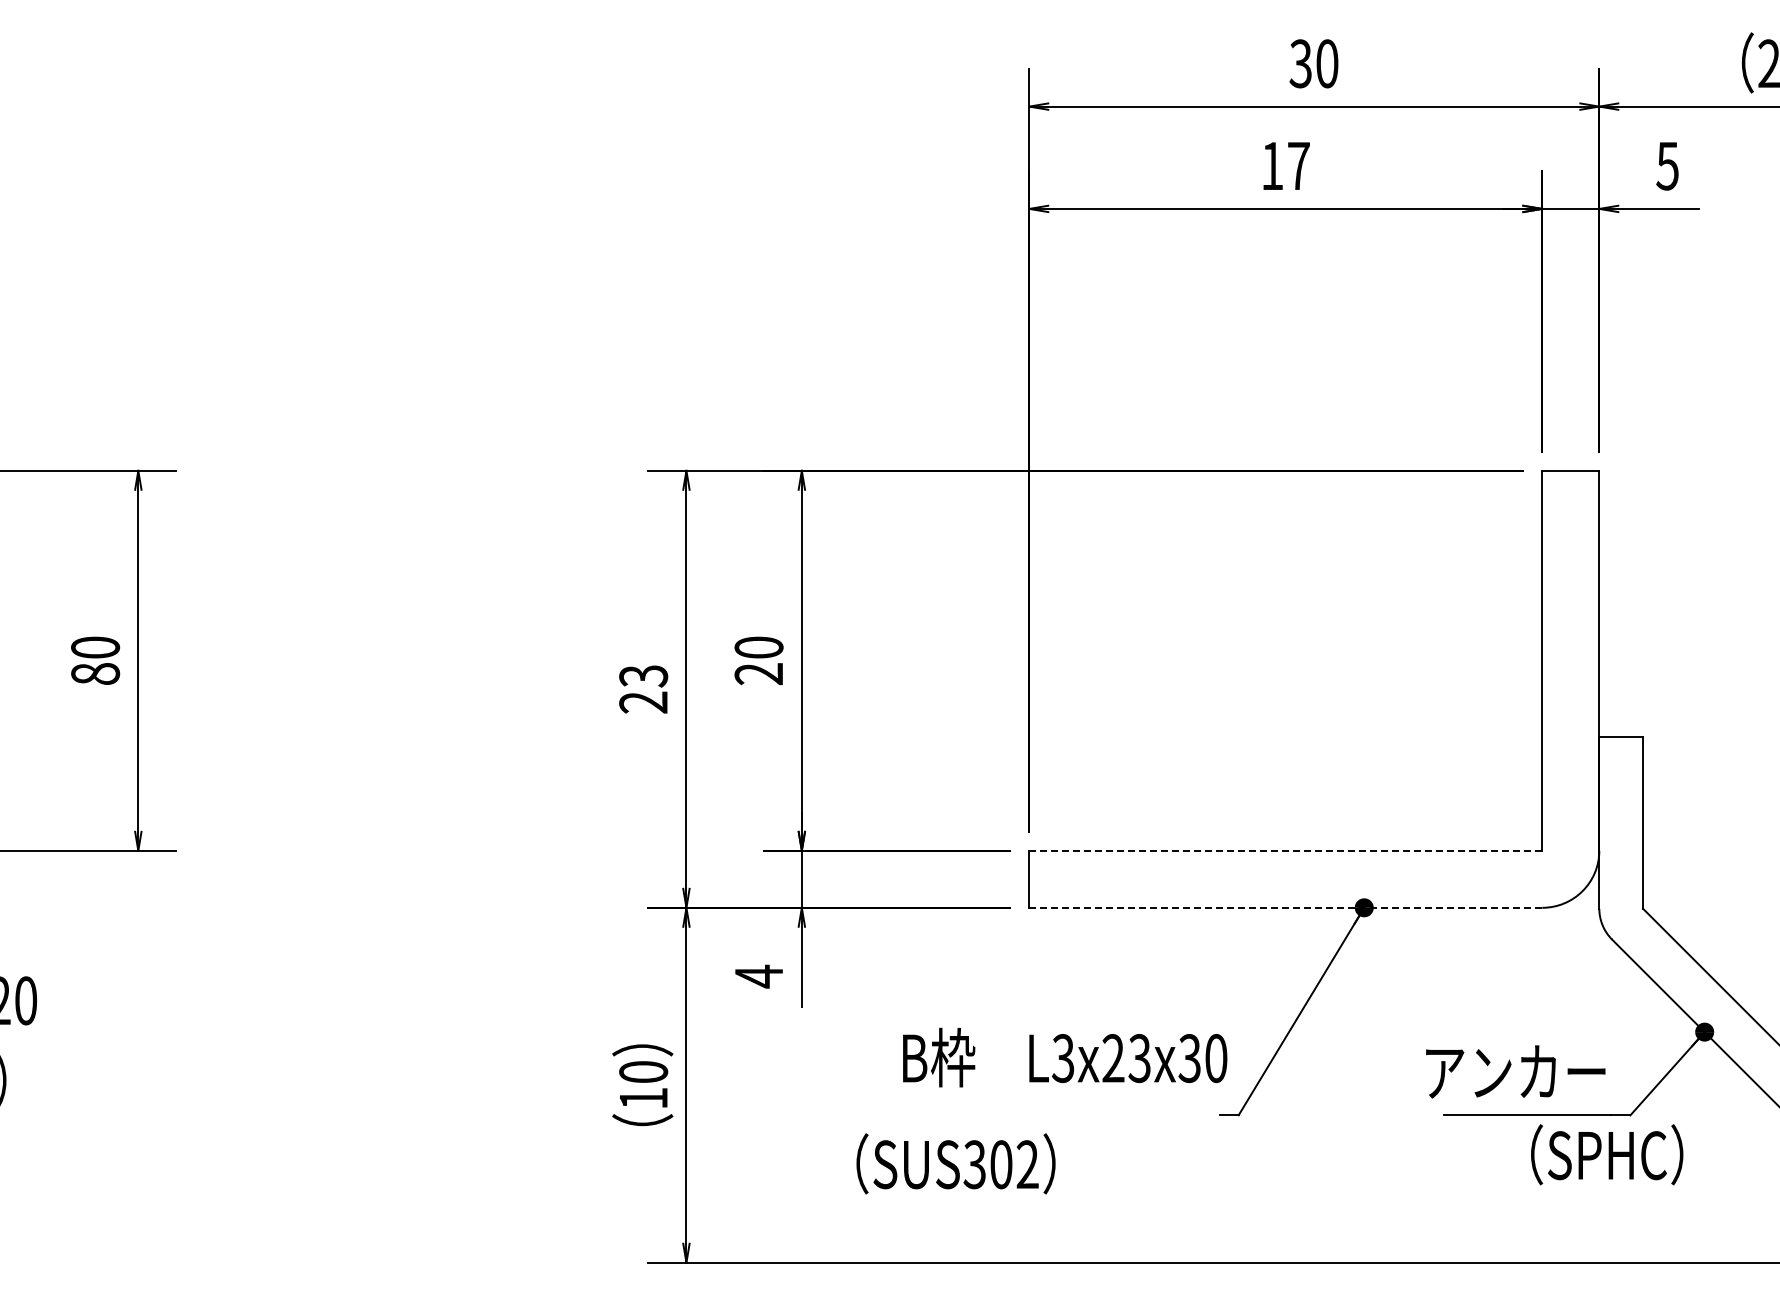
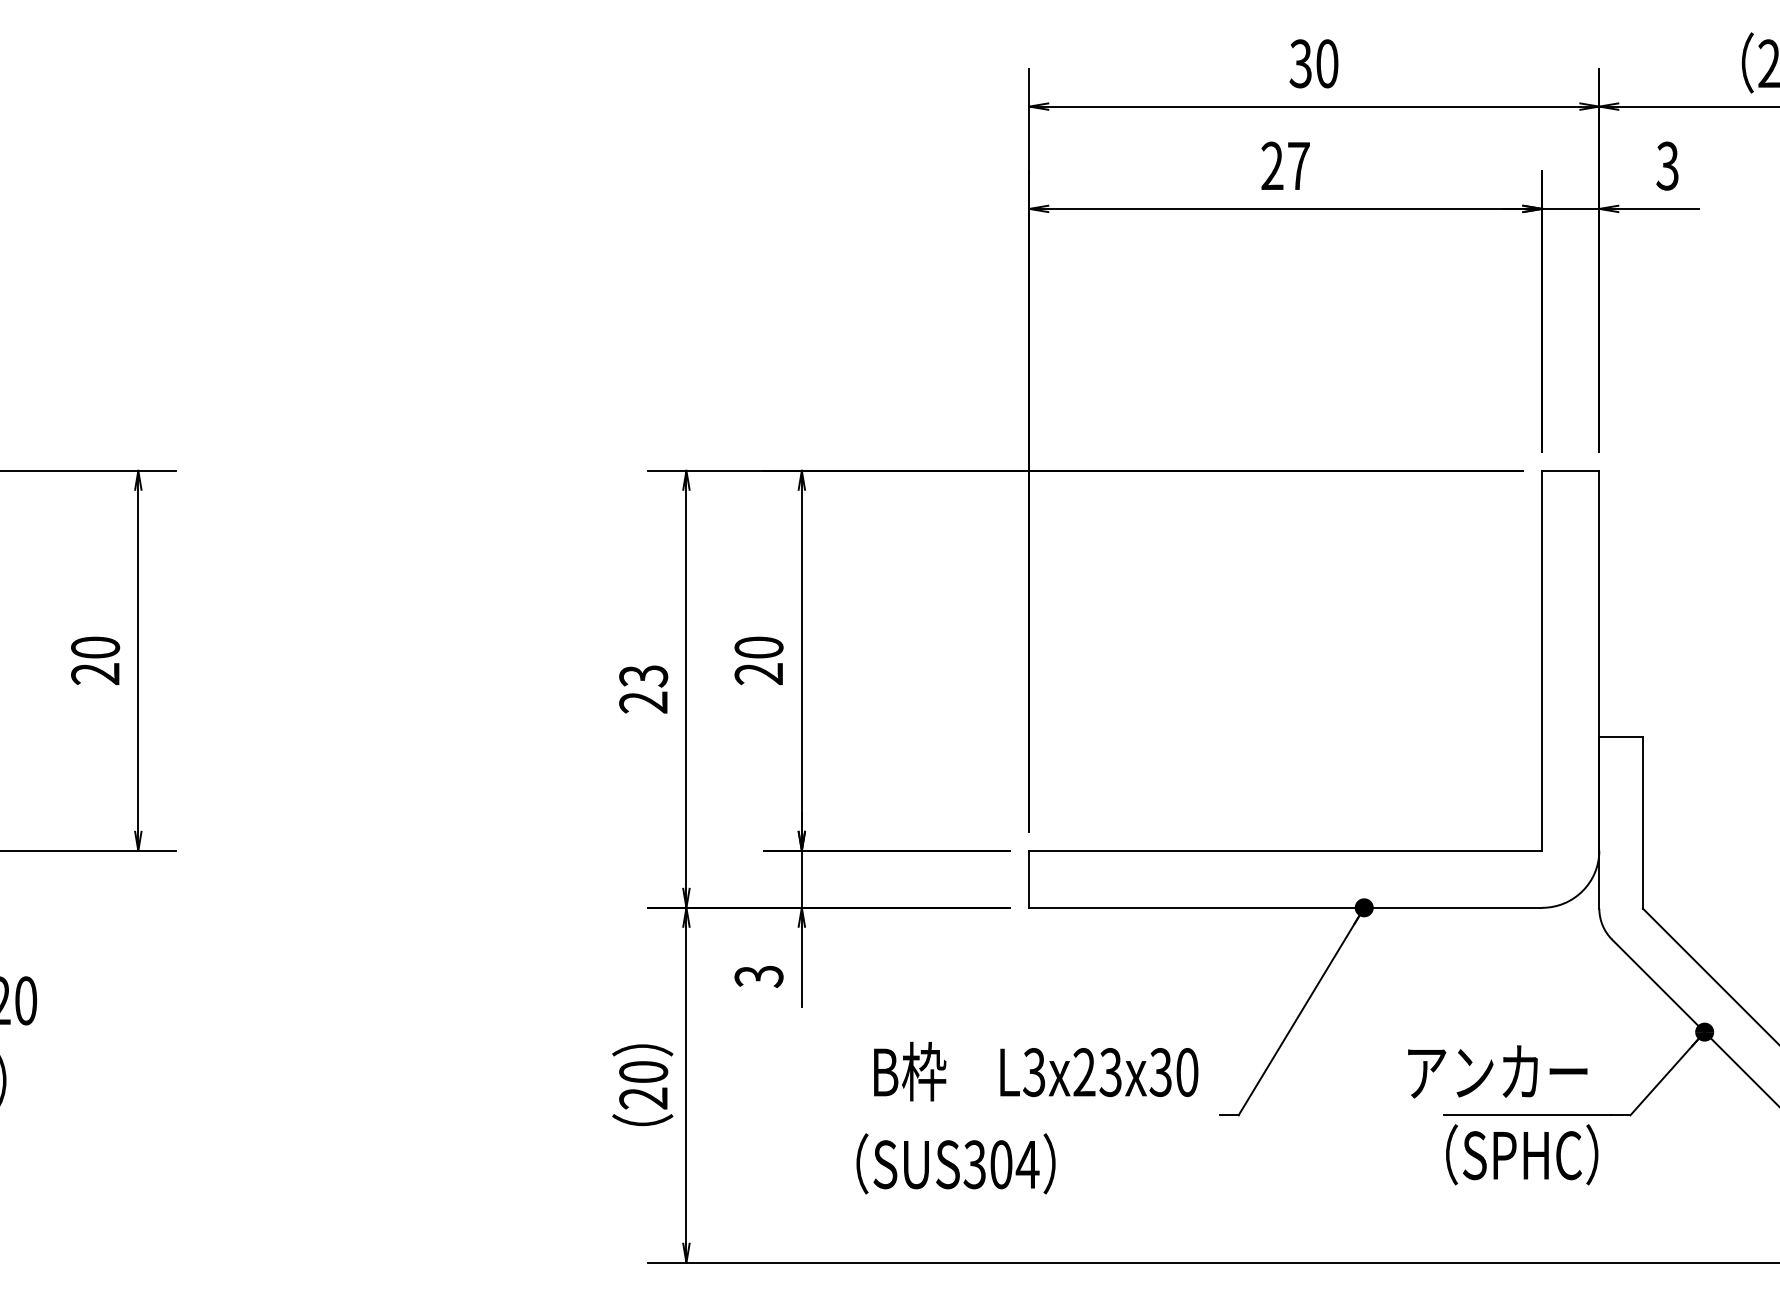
text: 17 -> 27 (1272, 165)
text: 5 -> 3 (1667, 165)
text: 80 -> 20 (95, 674)
line: dashed -> solid (1285, 850)
line: dashed -> solid (1285, 907)
text: 4 -> 3 (758, 976)
text position: (1065, 1057) -> (1036, 1071) (1036, 1071)
text position: (1515, 1071) -> (1497, 1071) (1497, 1071)
text: 10 -> 20 (643, 1098)
text position: (1607, 1154) -> (1522, 1154) (1522, 1154)
text: SUS302 -> SUS304 (1027, 1164)
